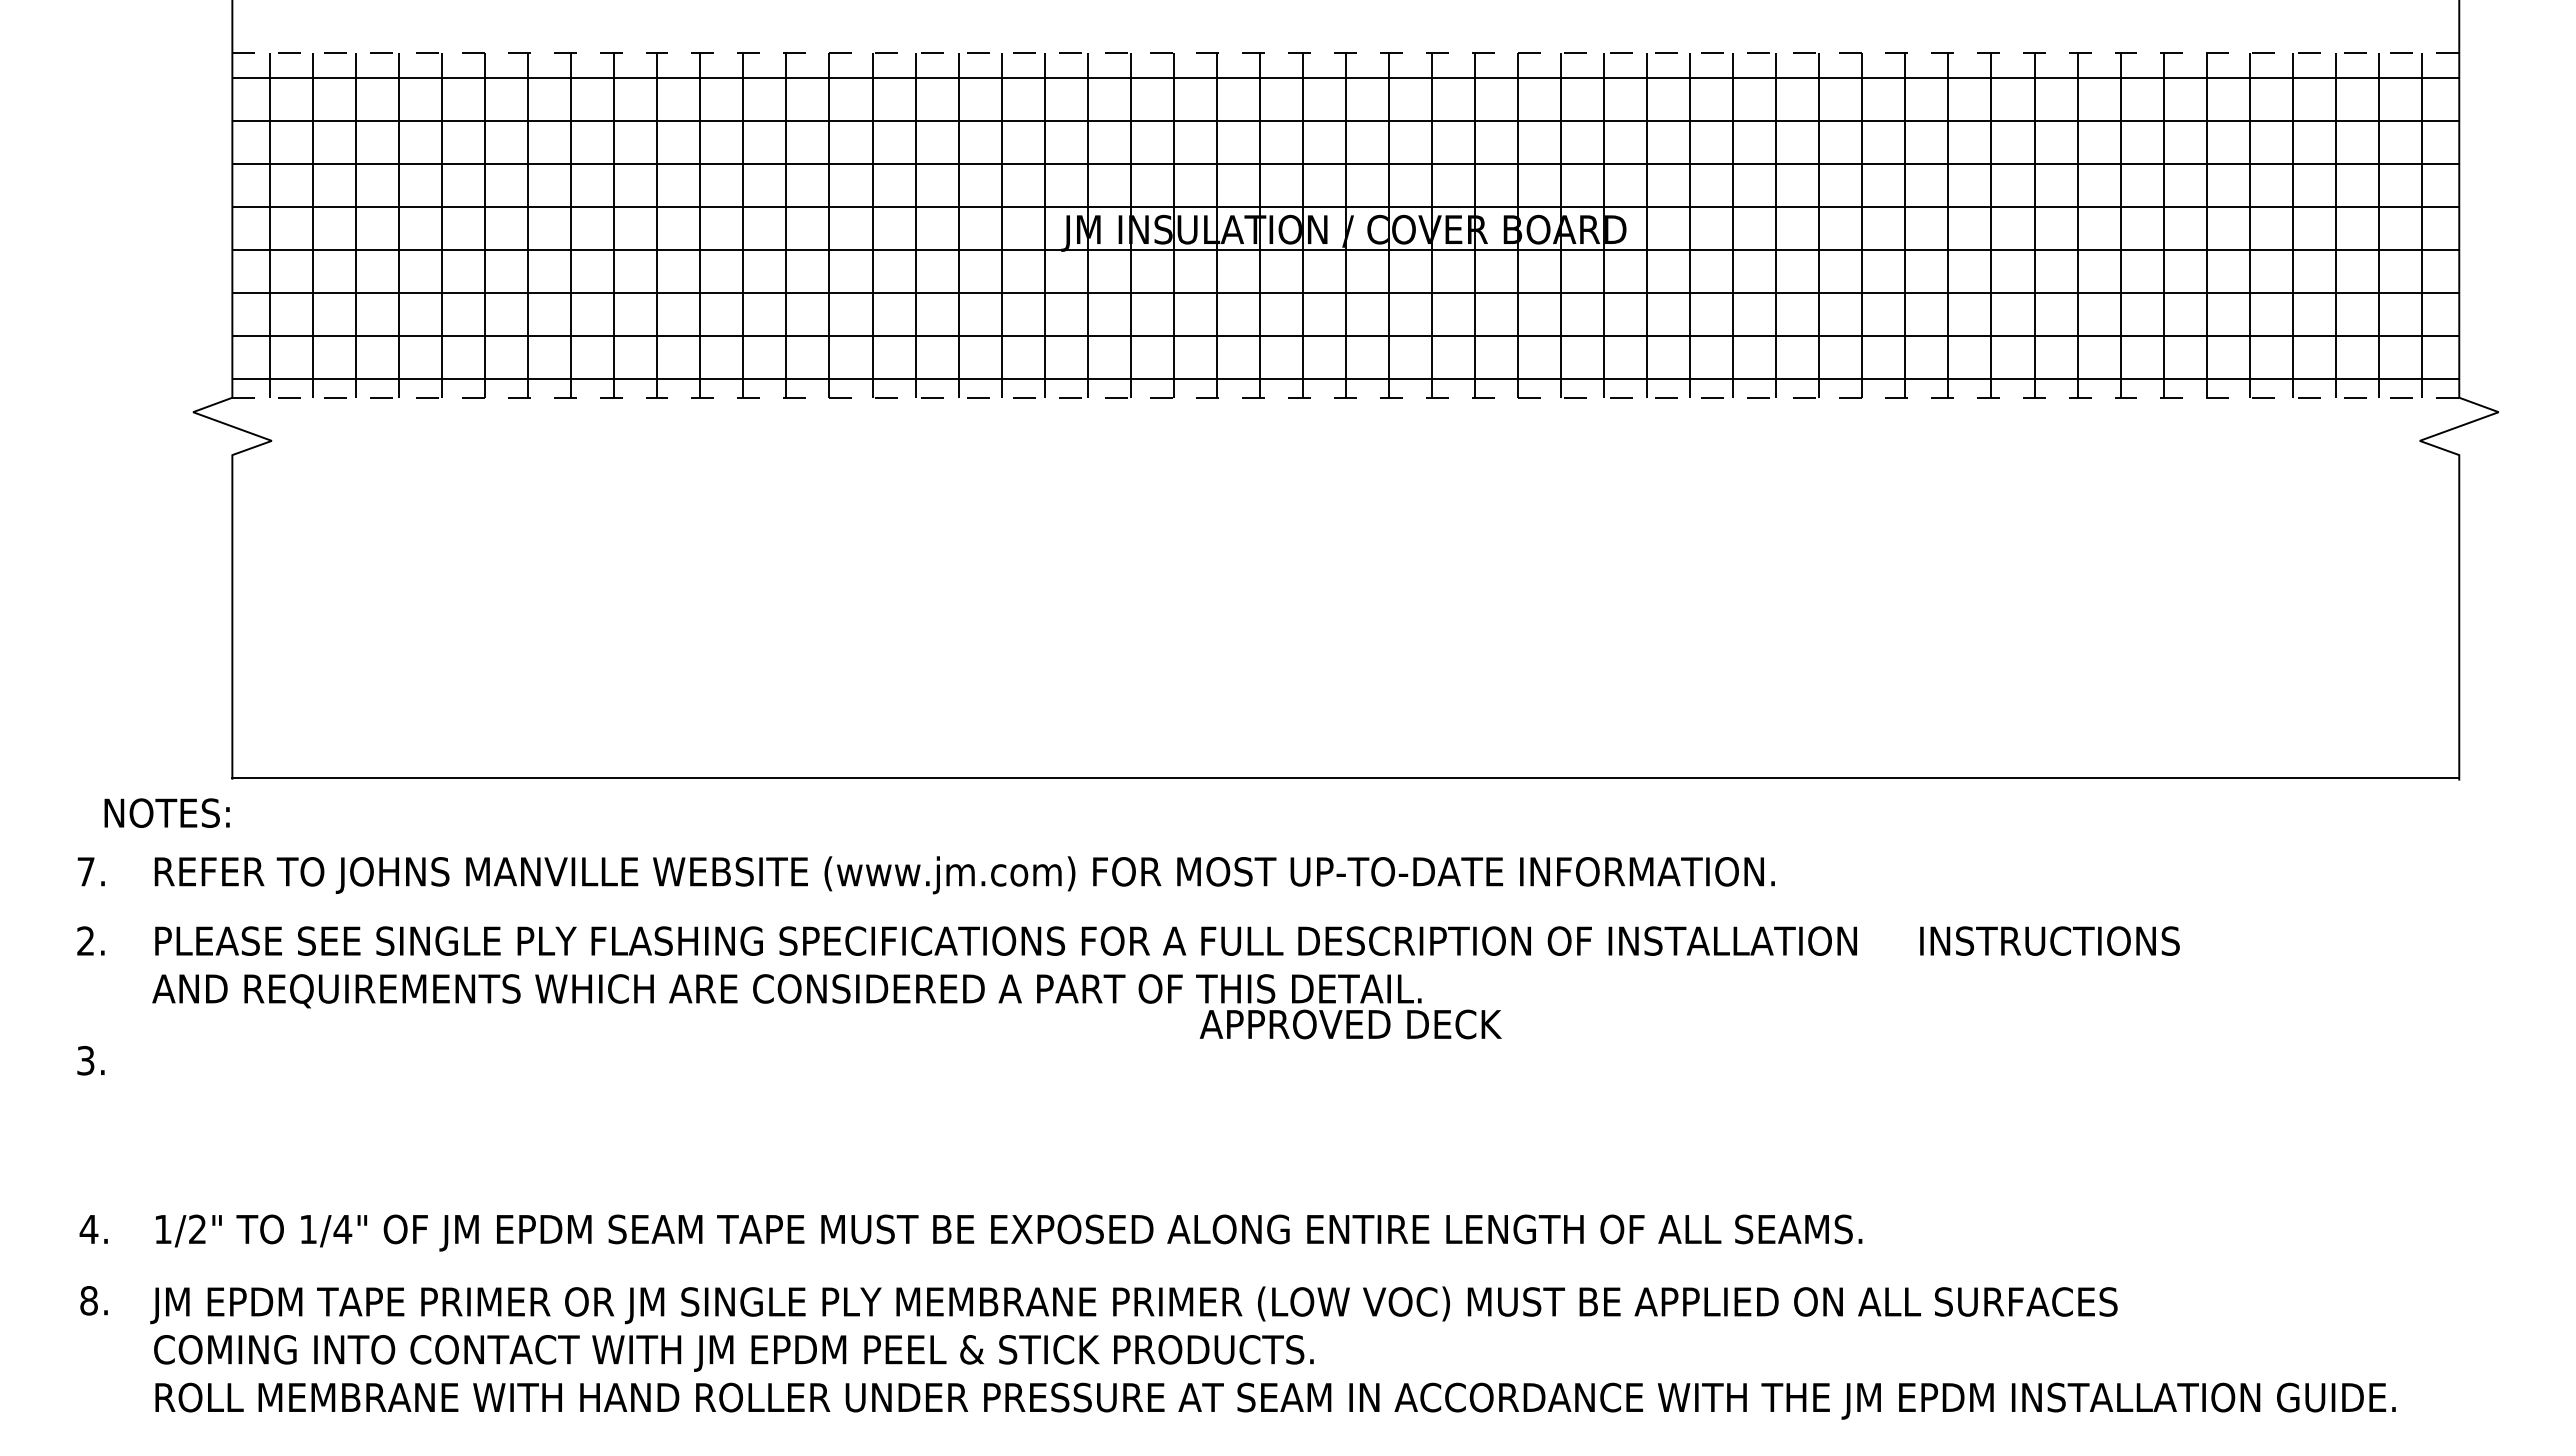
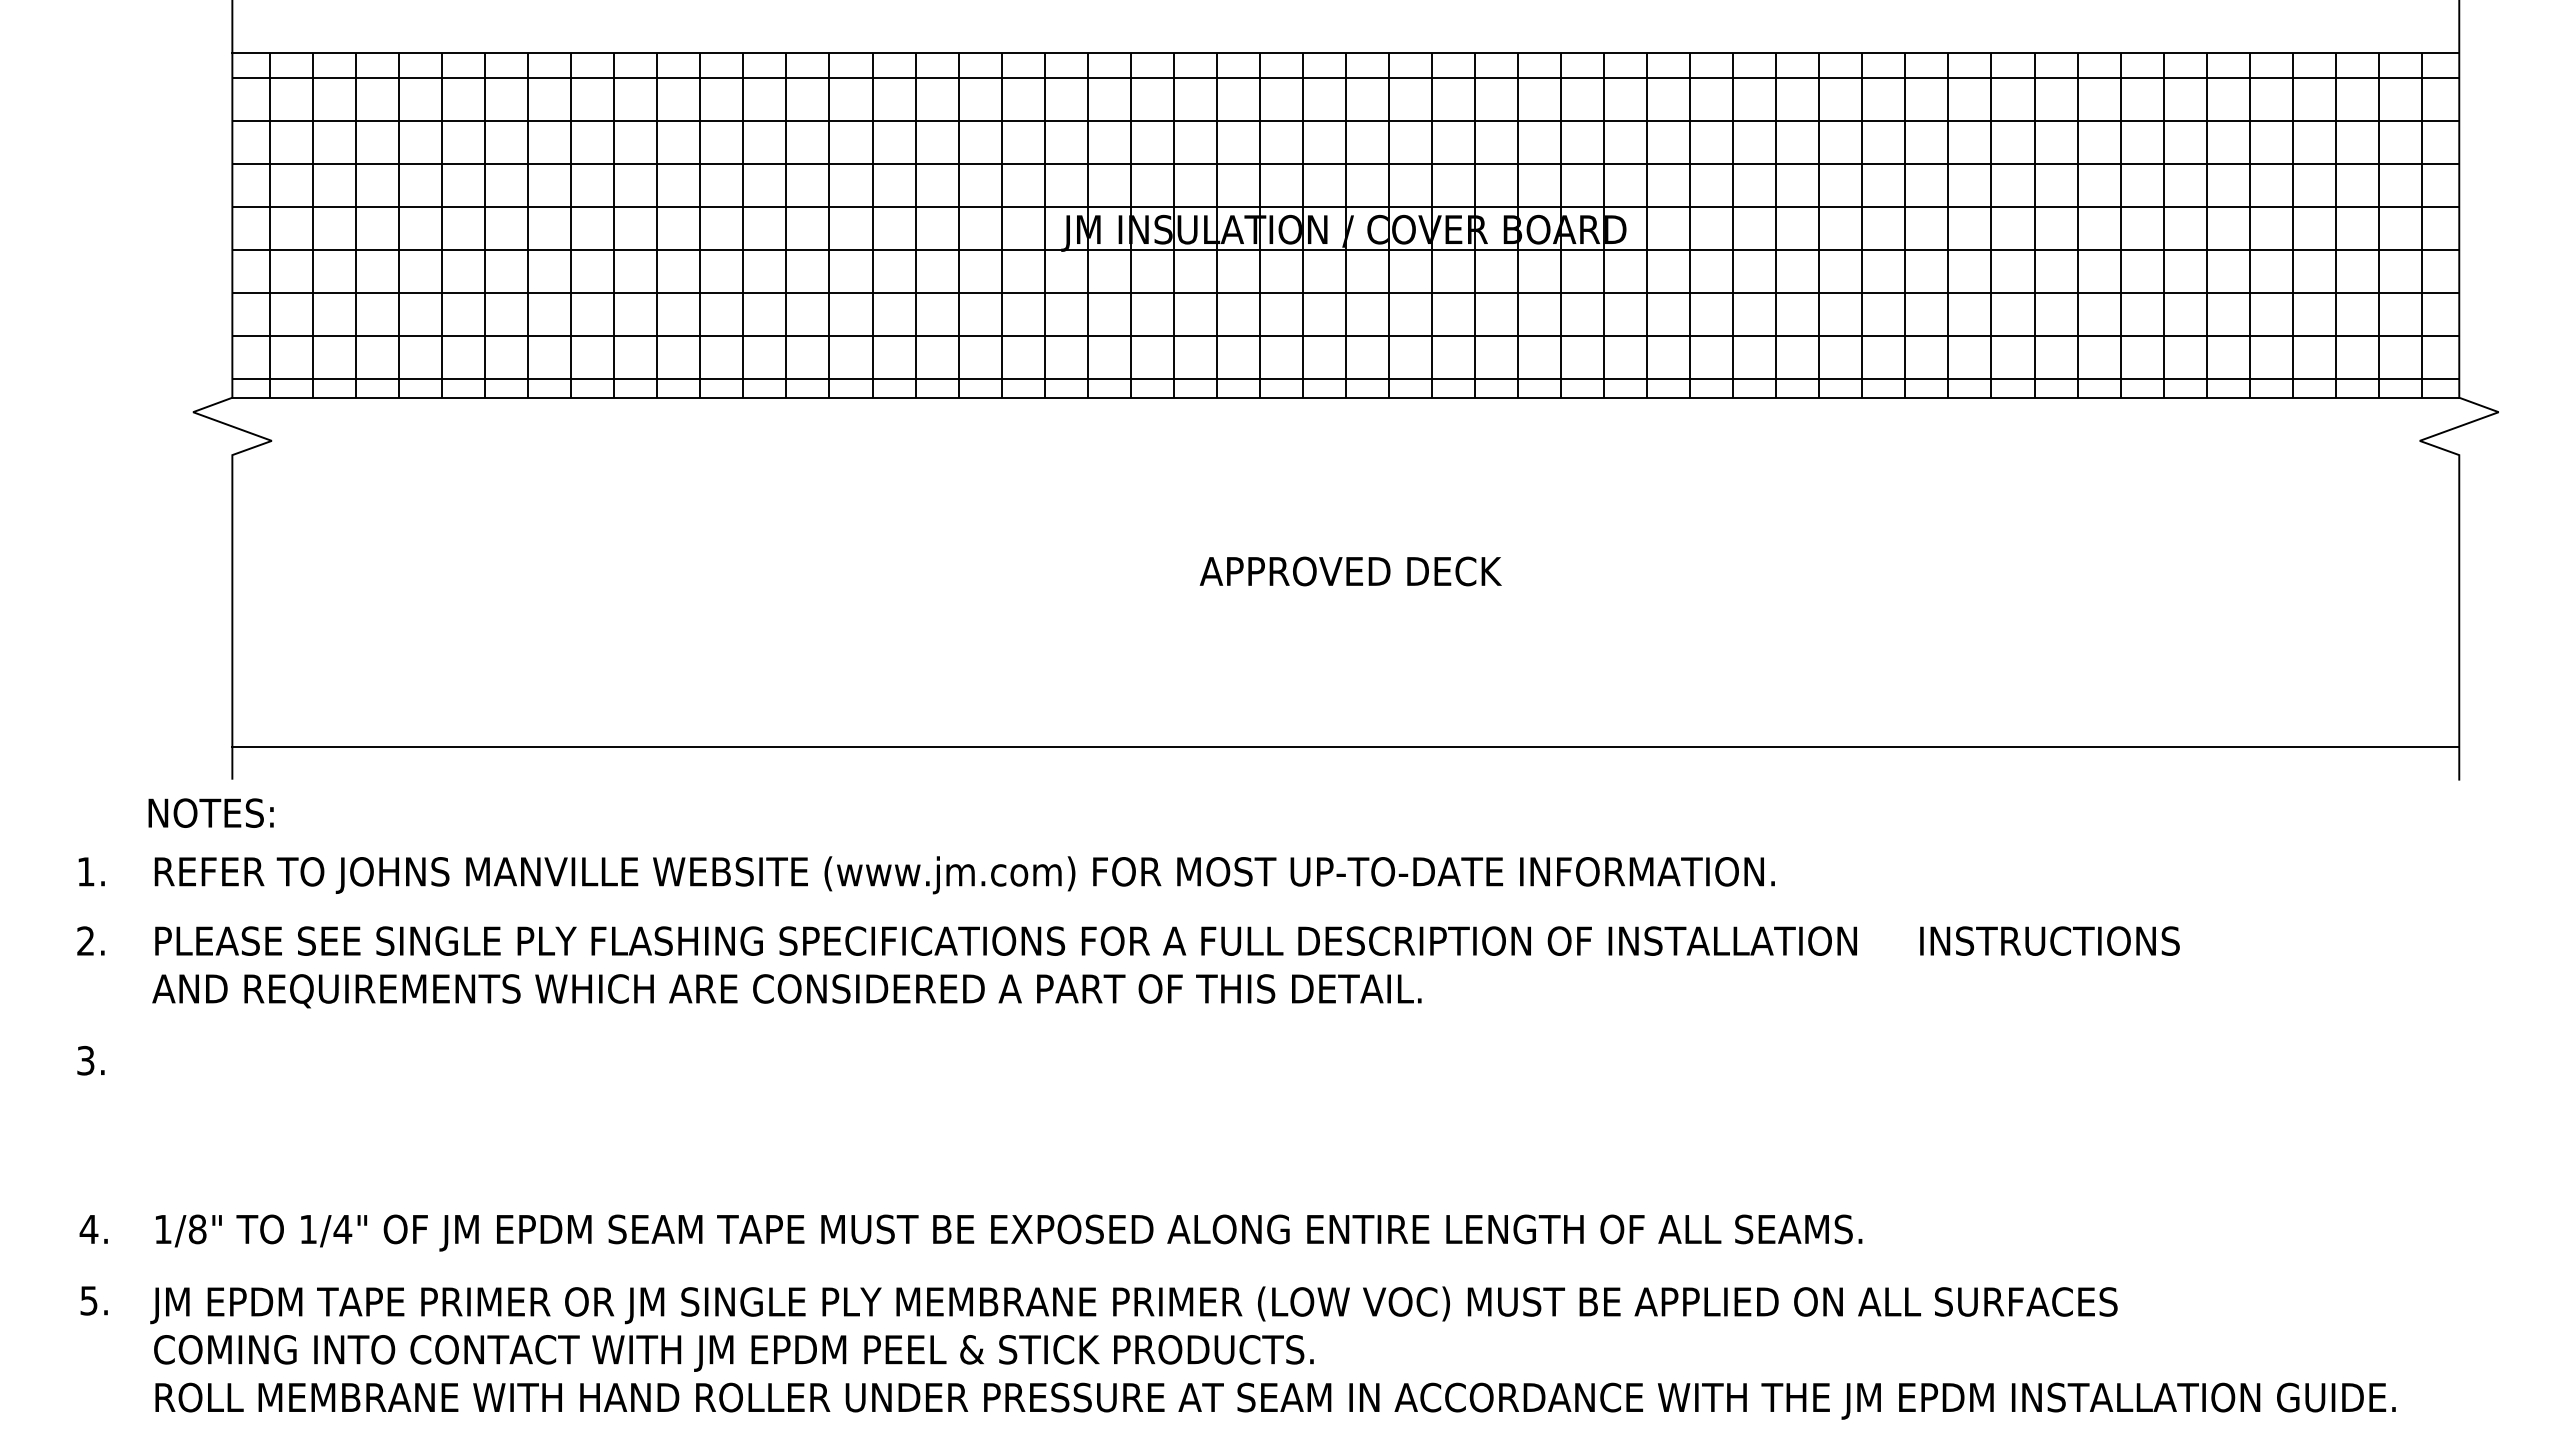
line: dashed -> solid (1346, 53)
line: dashed -> solid (1346, 397)
line position: (1345, 778) -> (1345, 747) (1345, 747)
text position: (166, 812) -> (210, 812) (210, 812)
text: 7. -> 1. (85, 871)
text position: (1350, 1024) -> (1350, 571) (1350, 571)
text: 1/2" -> 1/8" (197, 1229)
text: 8. -> 5. (88, 1300)
